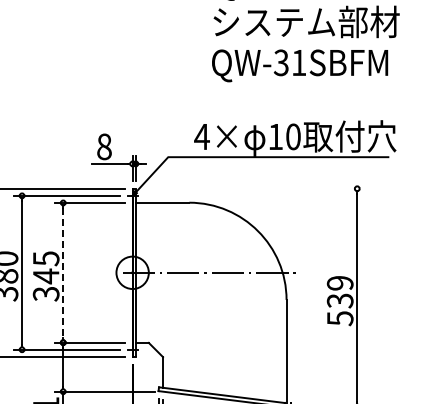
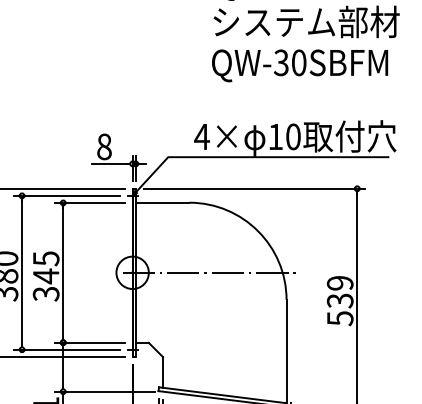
text: QW-31SBFM -> QW-30SBFM (299, 62)
line: none -> present (254, 188)
line: dashed -> solid (63, 273)
